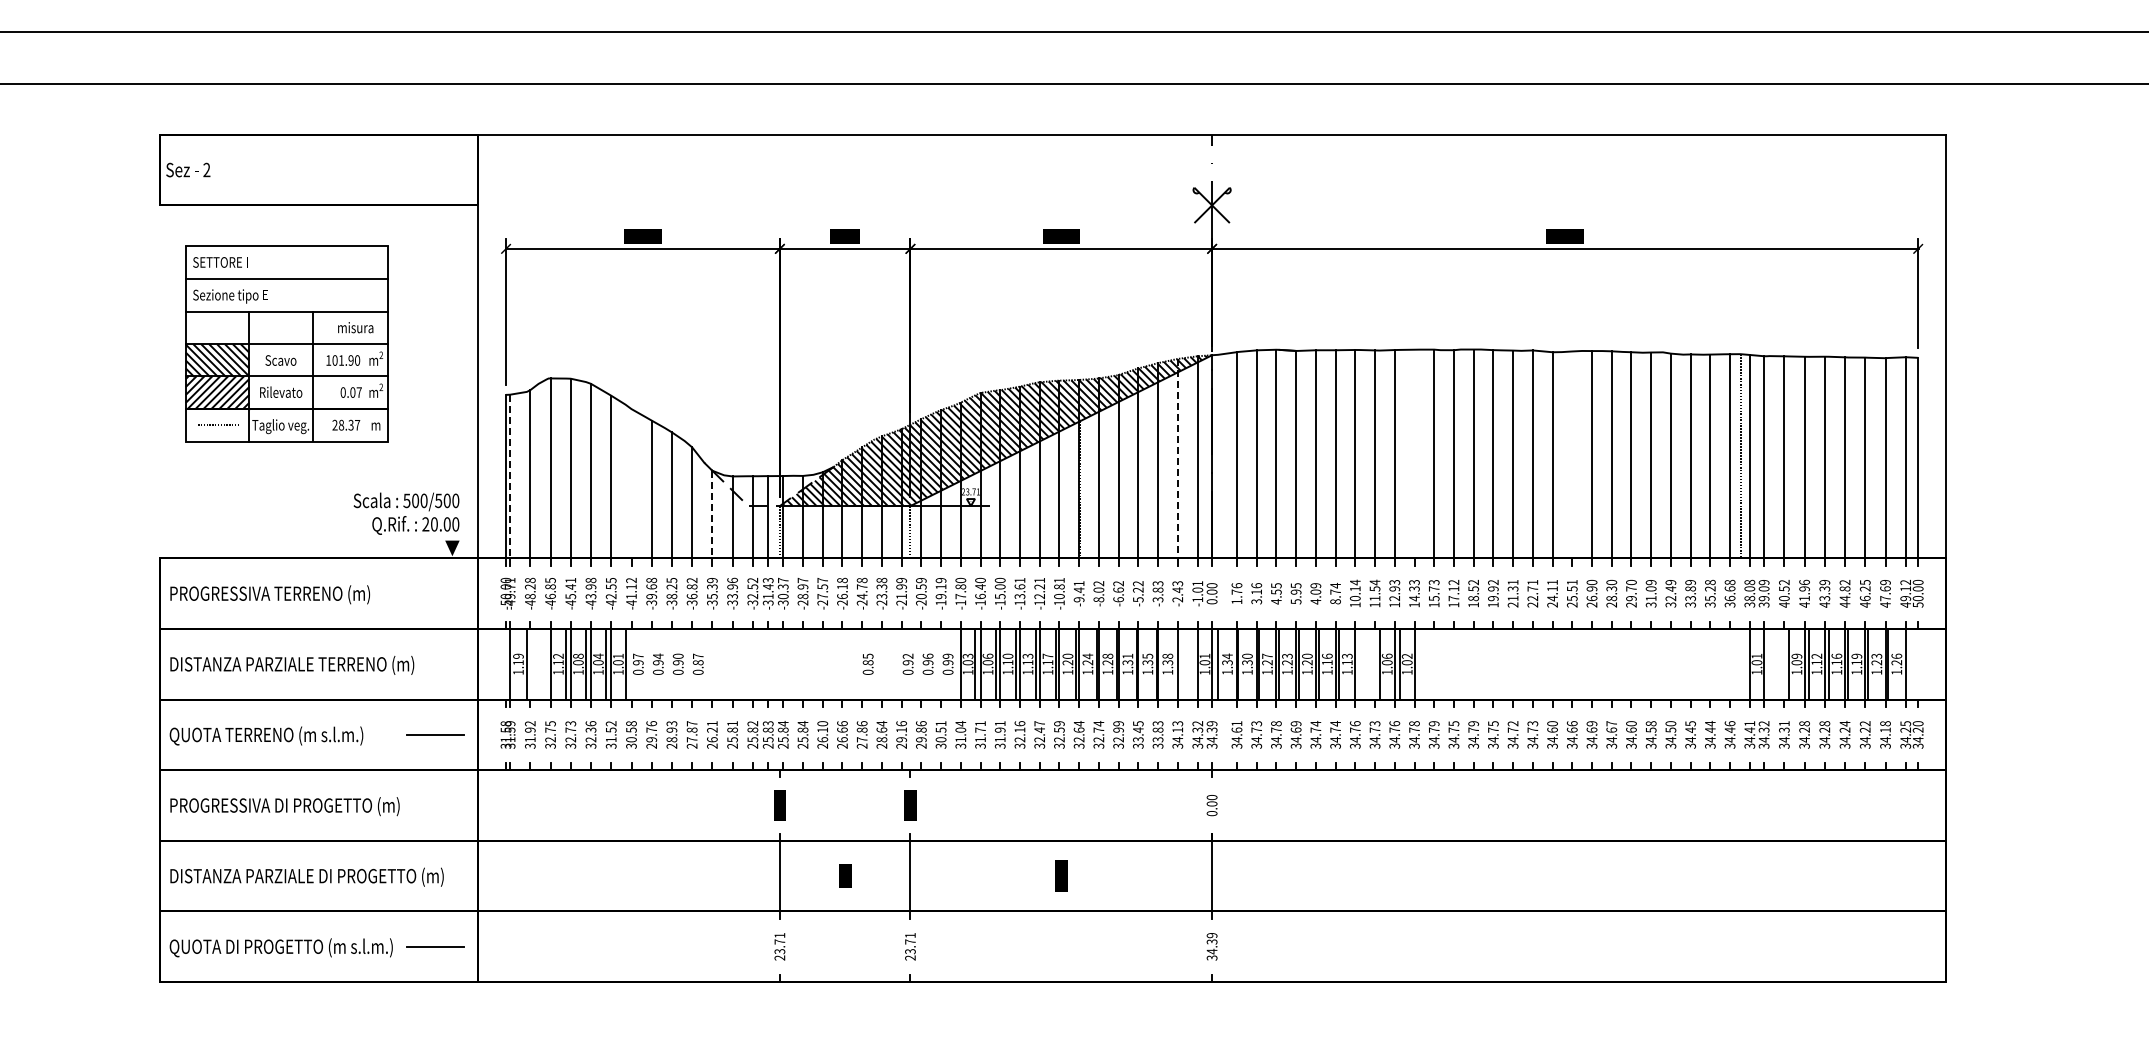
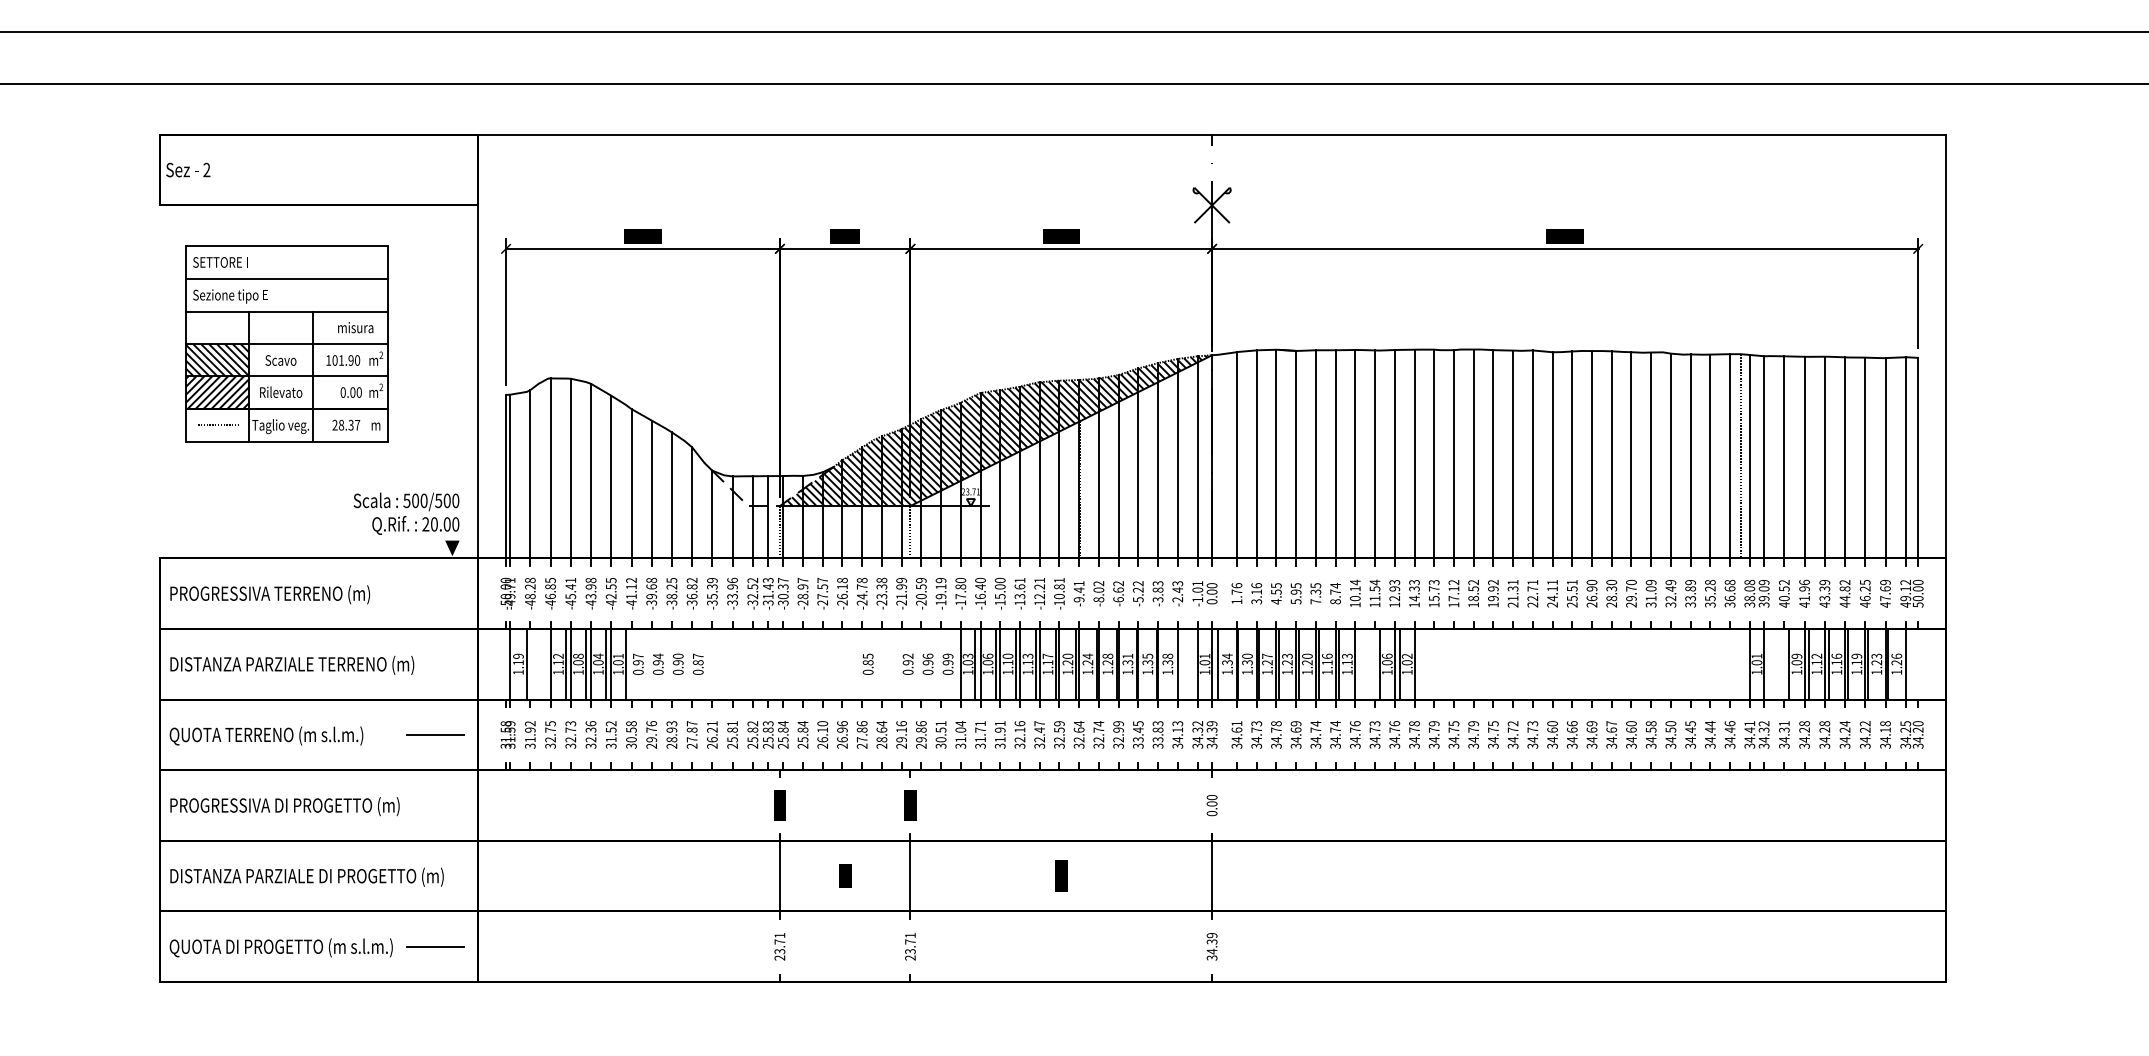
text: 0.07 -> 0.00 (358, 392)
line: none -> present (1414, 453)
line: none -> present (1572, 454)
line: dashed -> solid (1177, 458)
line: dashed -> solid (510, 476)
line: none -> present (631, 483)
line: dashed -> solid (712, 514)
text: 4.09 -> 7.35 (1315, 593)
text: 26.66 -> 26.96 (842, 729)
